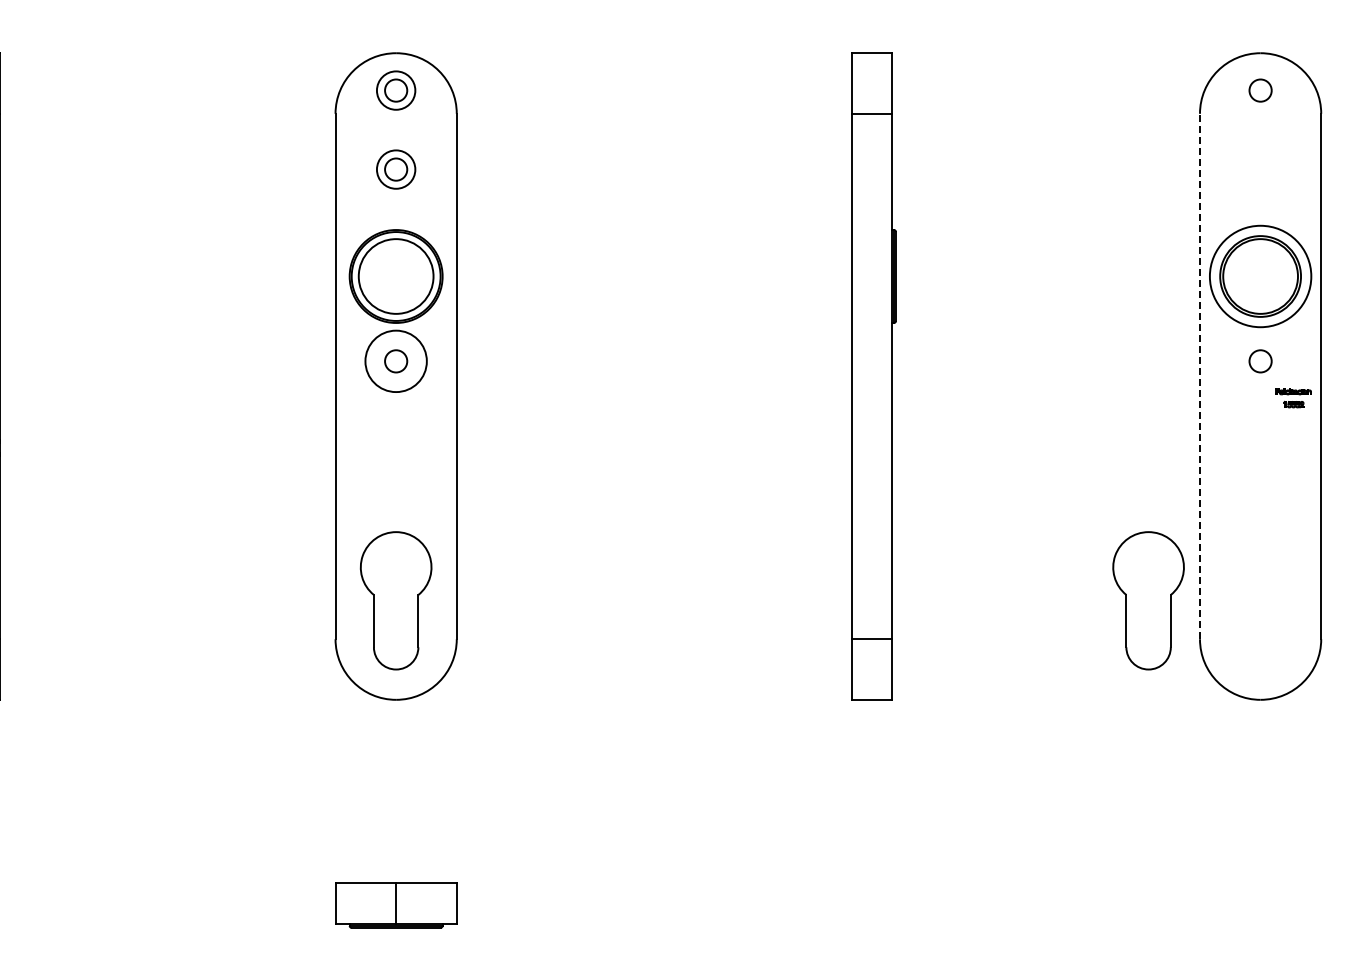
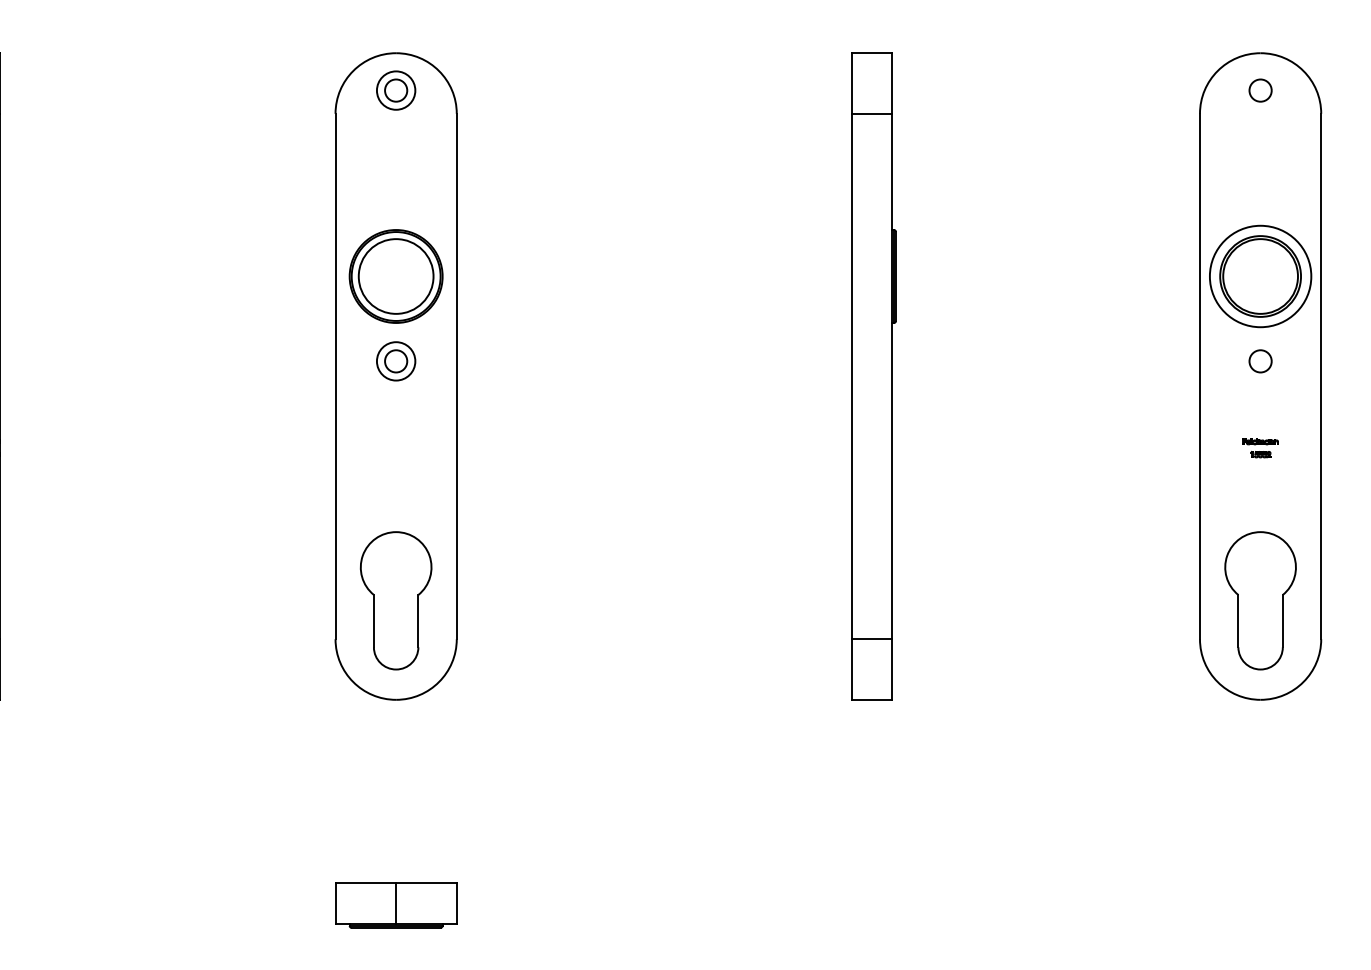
part: present -> none (396, 169)
circle diameter: 61 px -> 38 px (395, 361)
line: dashed -> solid (1199, 376)
part position: (1293, 398) -> (1260, 448) (1260, 448)
part position: (1148, 600) -> (1260, 600) (1260, 600)
